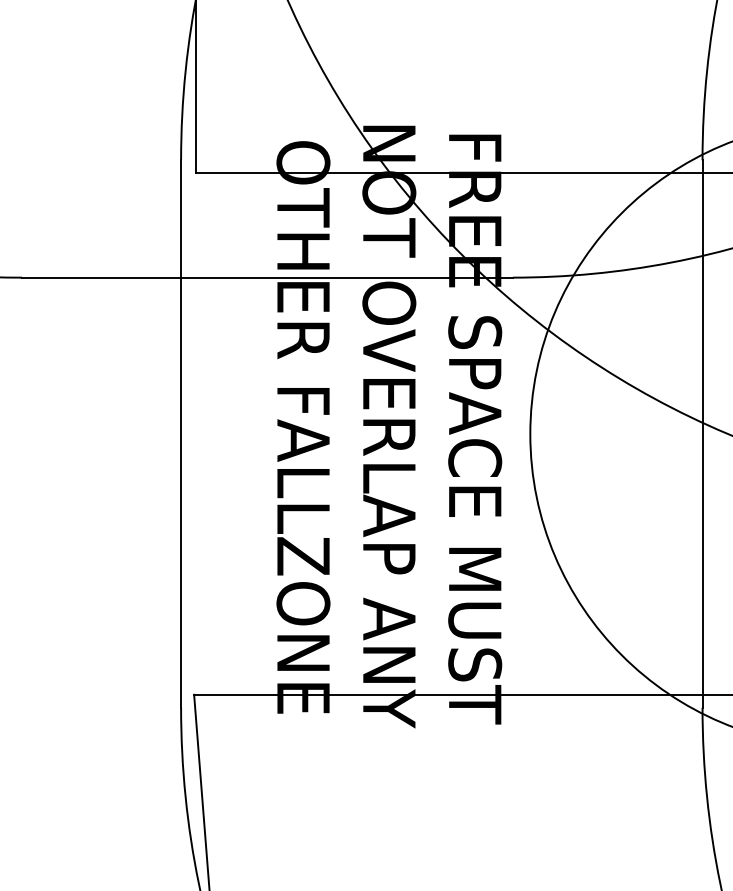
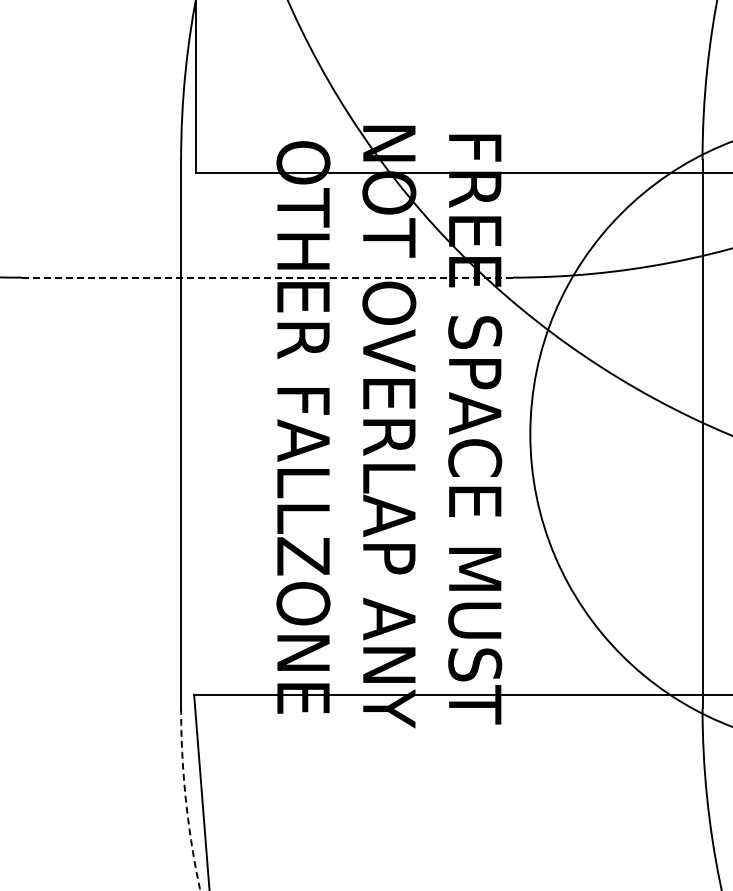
line: solid -> dashed (267, 277)
arc: solid -> dashed (185, 798)
